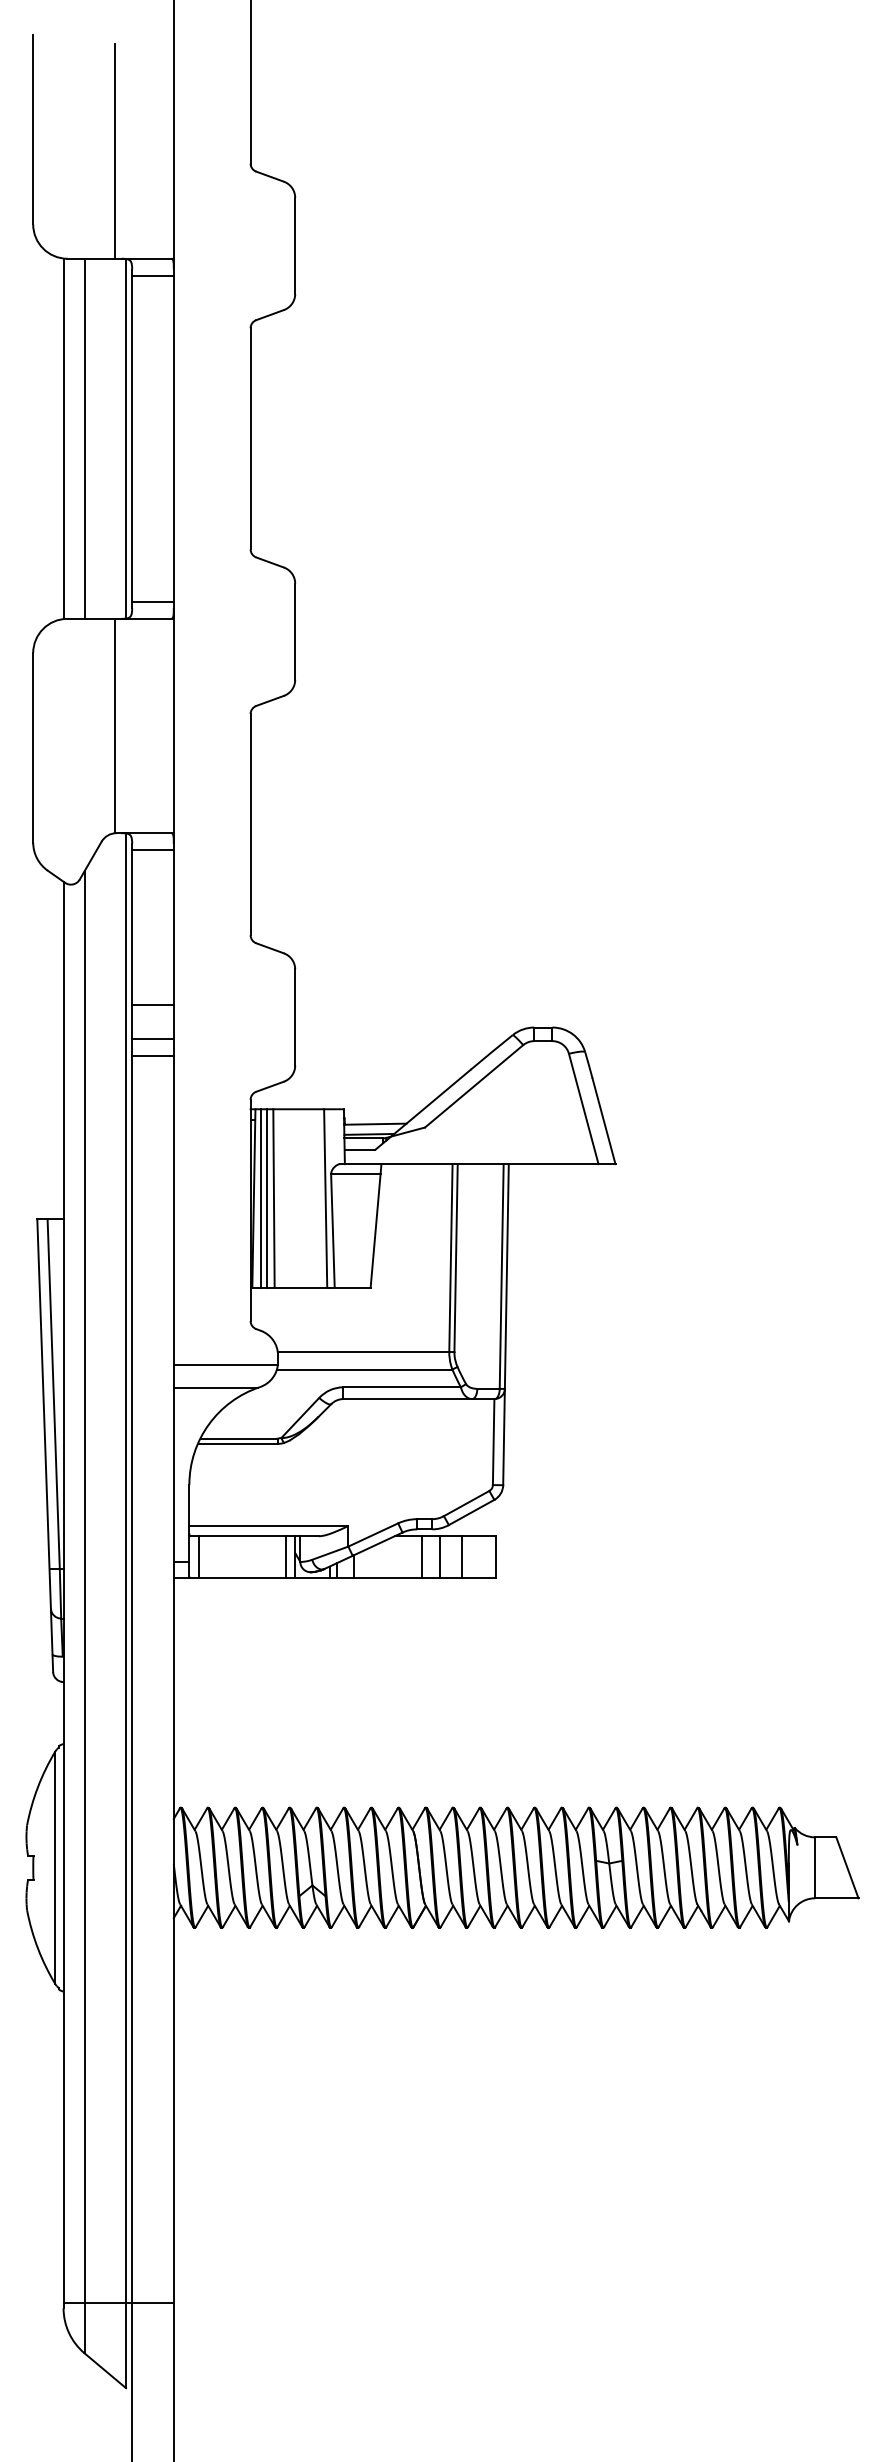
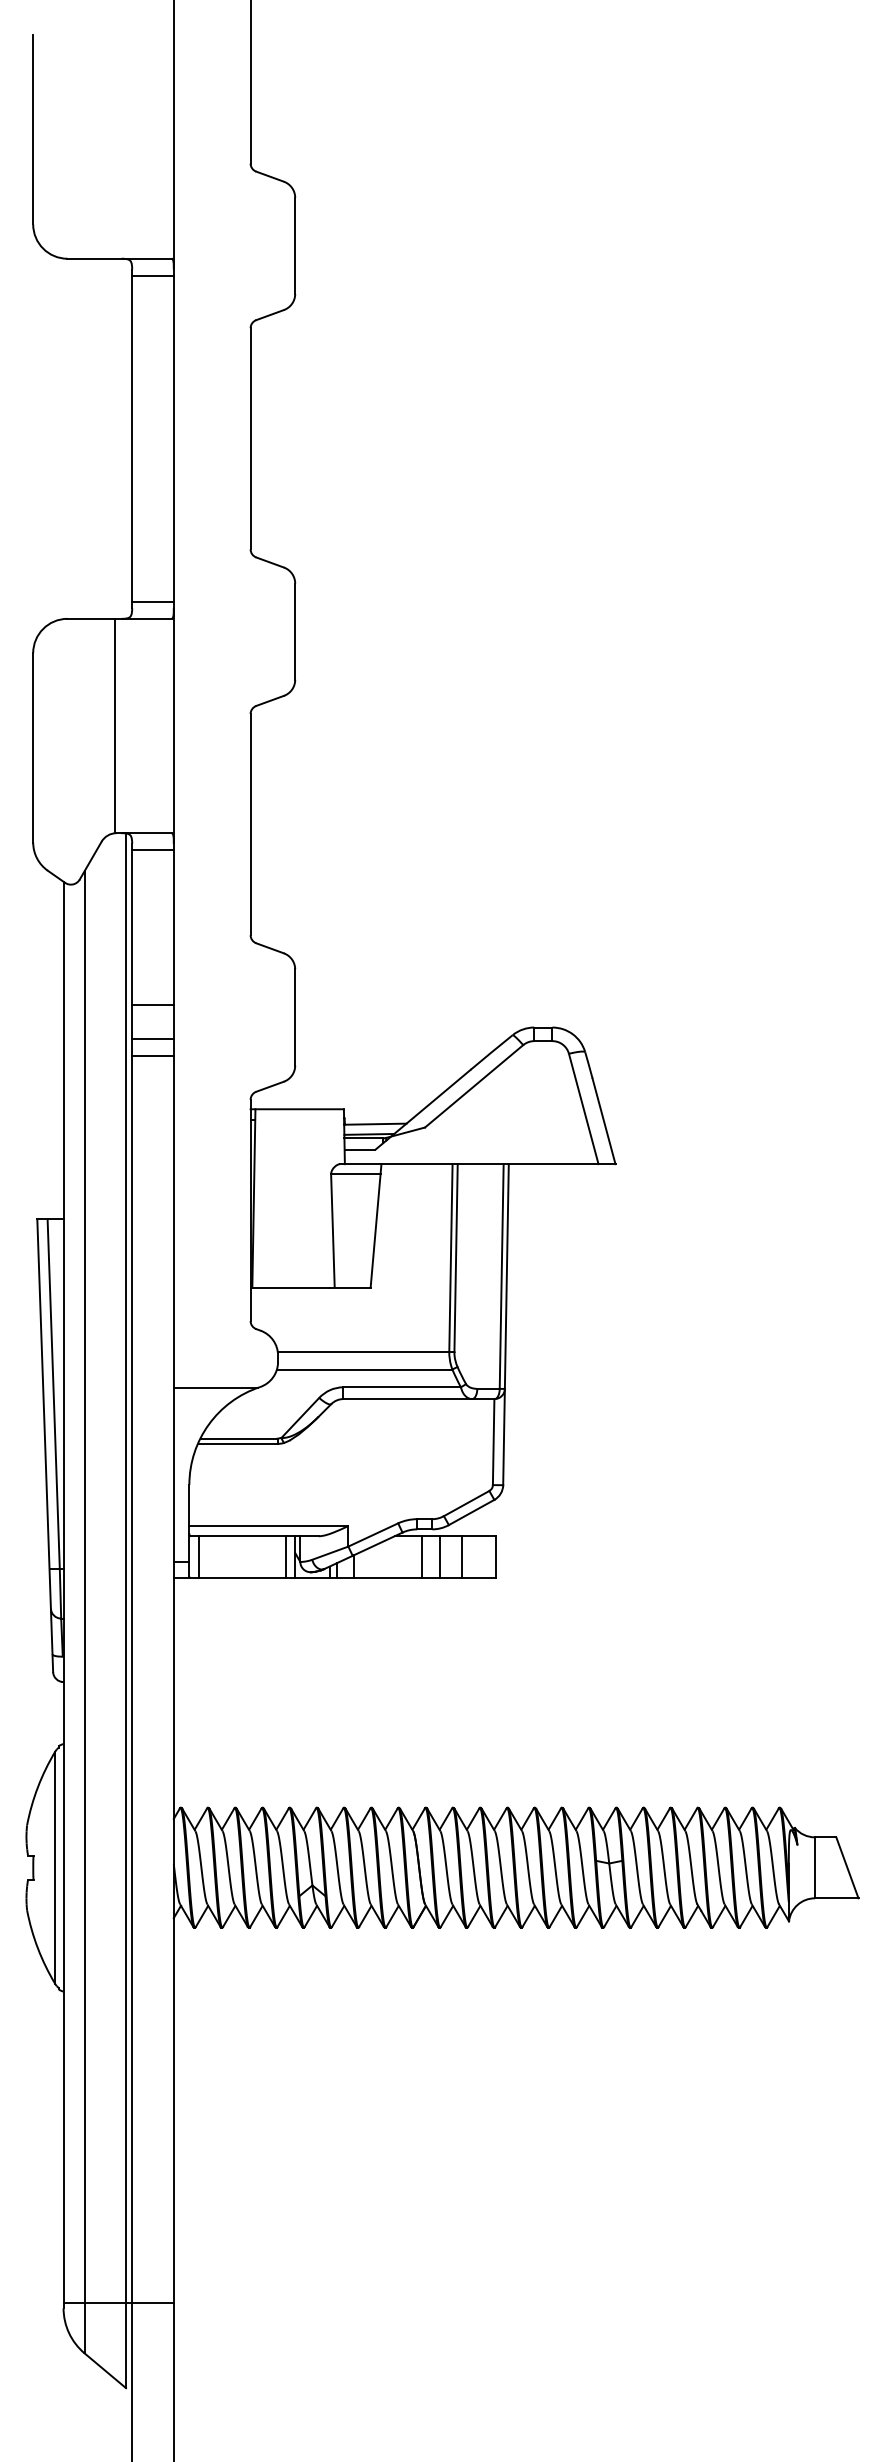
line: present -> none (115, 151)
line: present -> none (63, 438)
line: present -> none (84, 438)
line: present -> none (126, 438)
line: present -> none (260, 1198)
line: present -> none (267, 1198)
line: present -> none (273, 1198)
line: present -> none (325, 1198)
line: present -> none (225, 1365)
